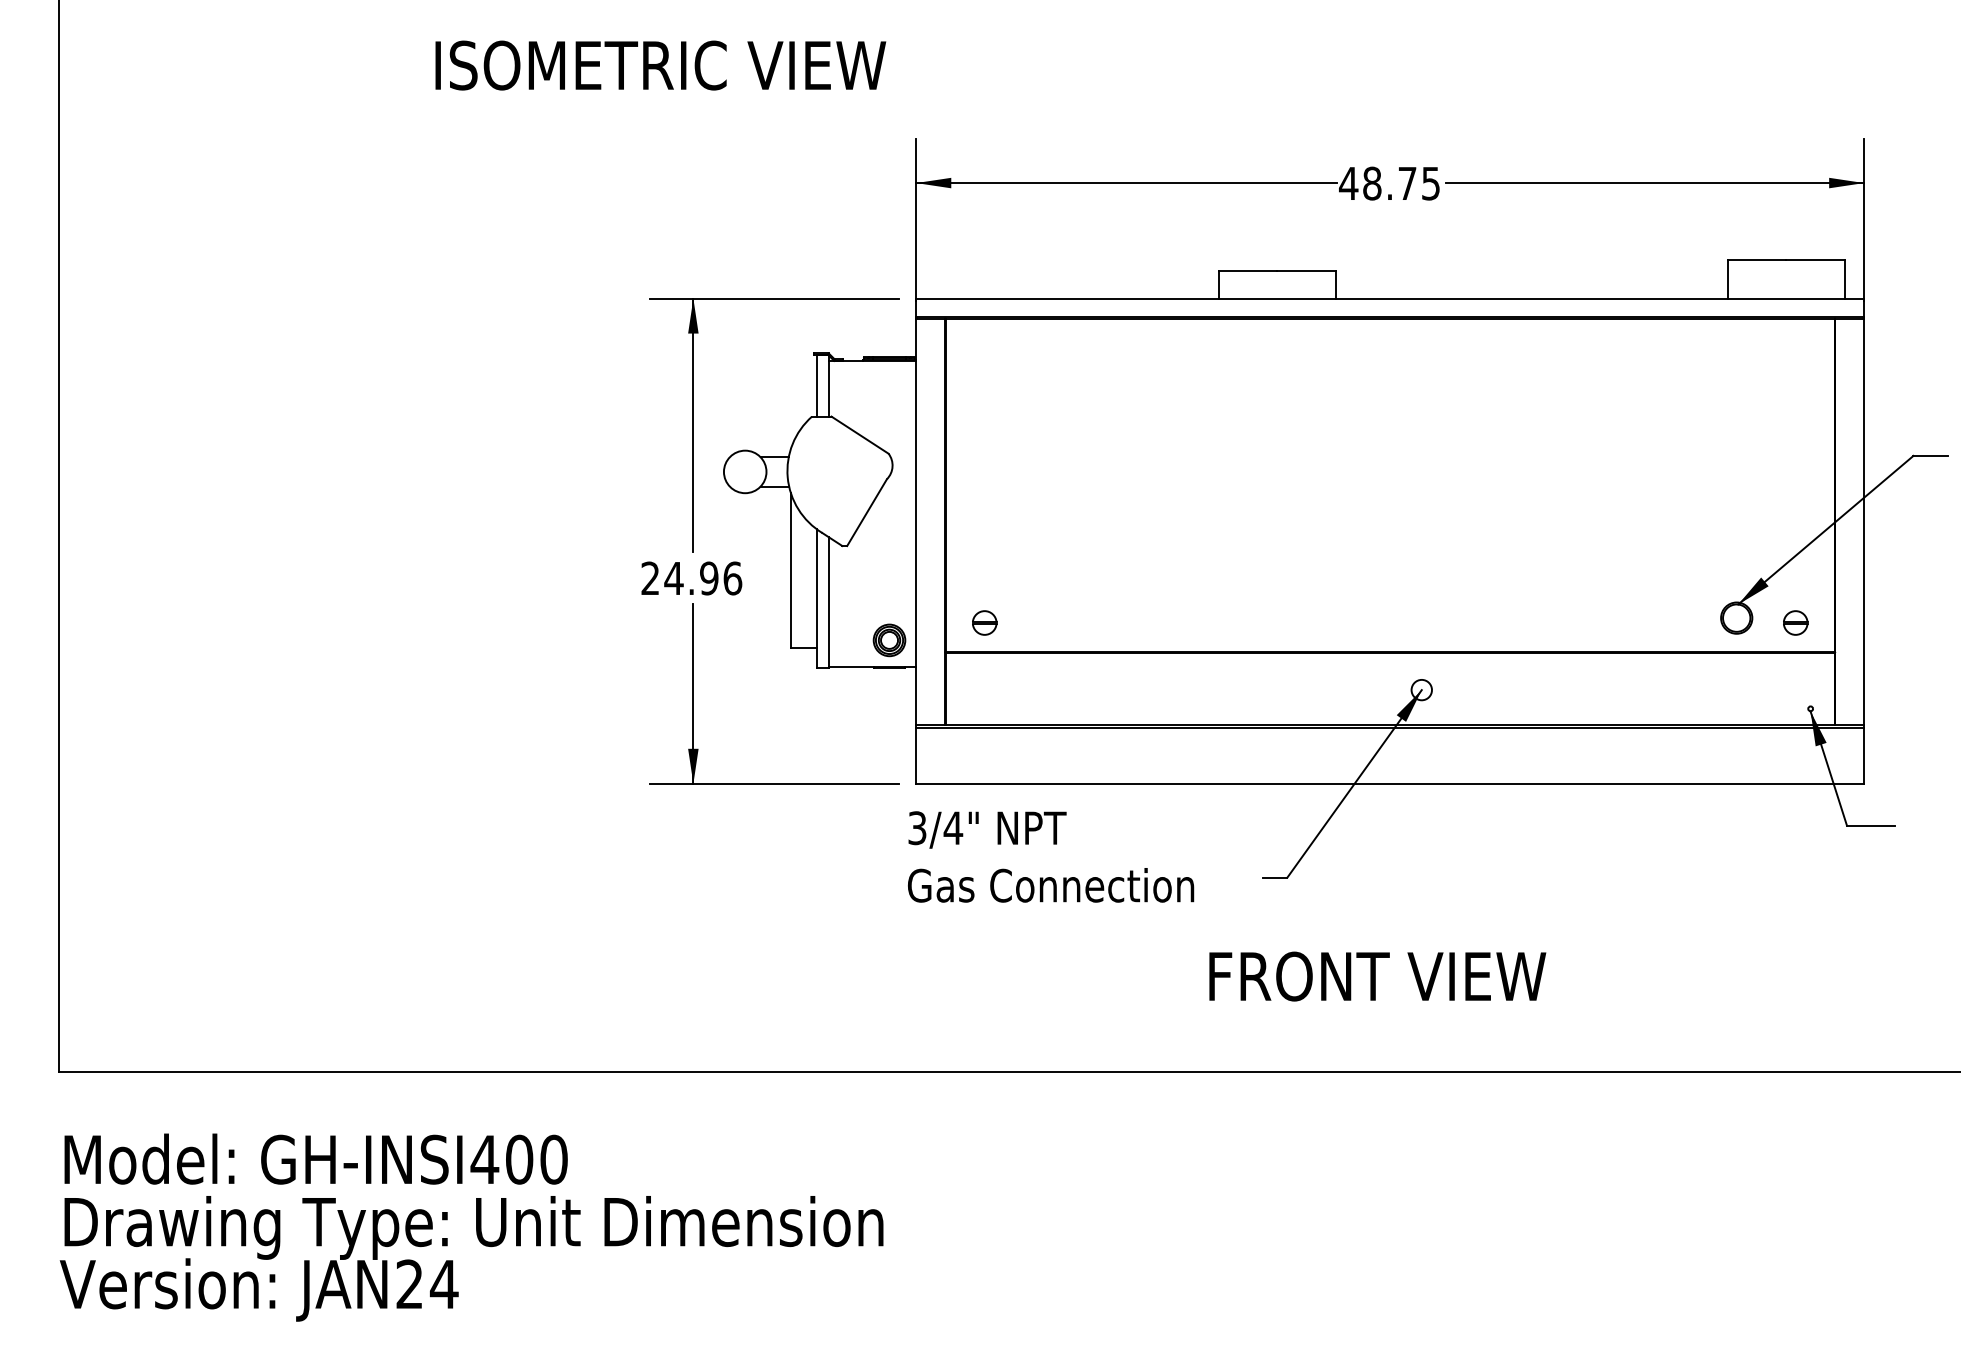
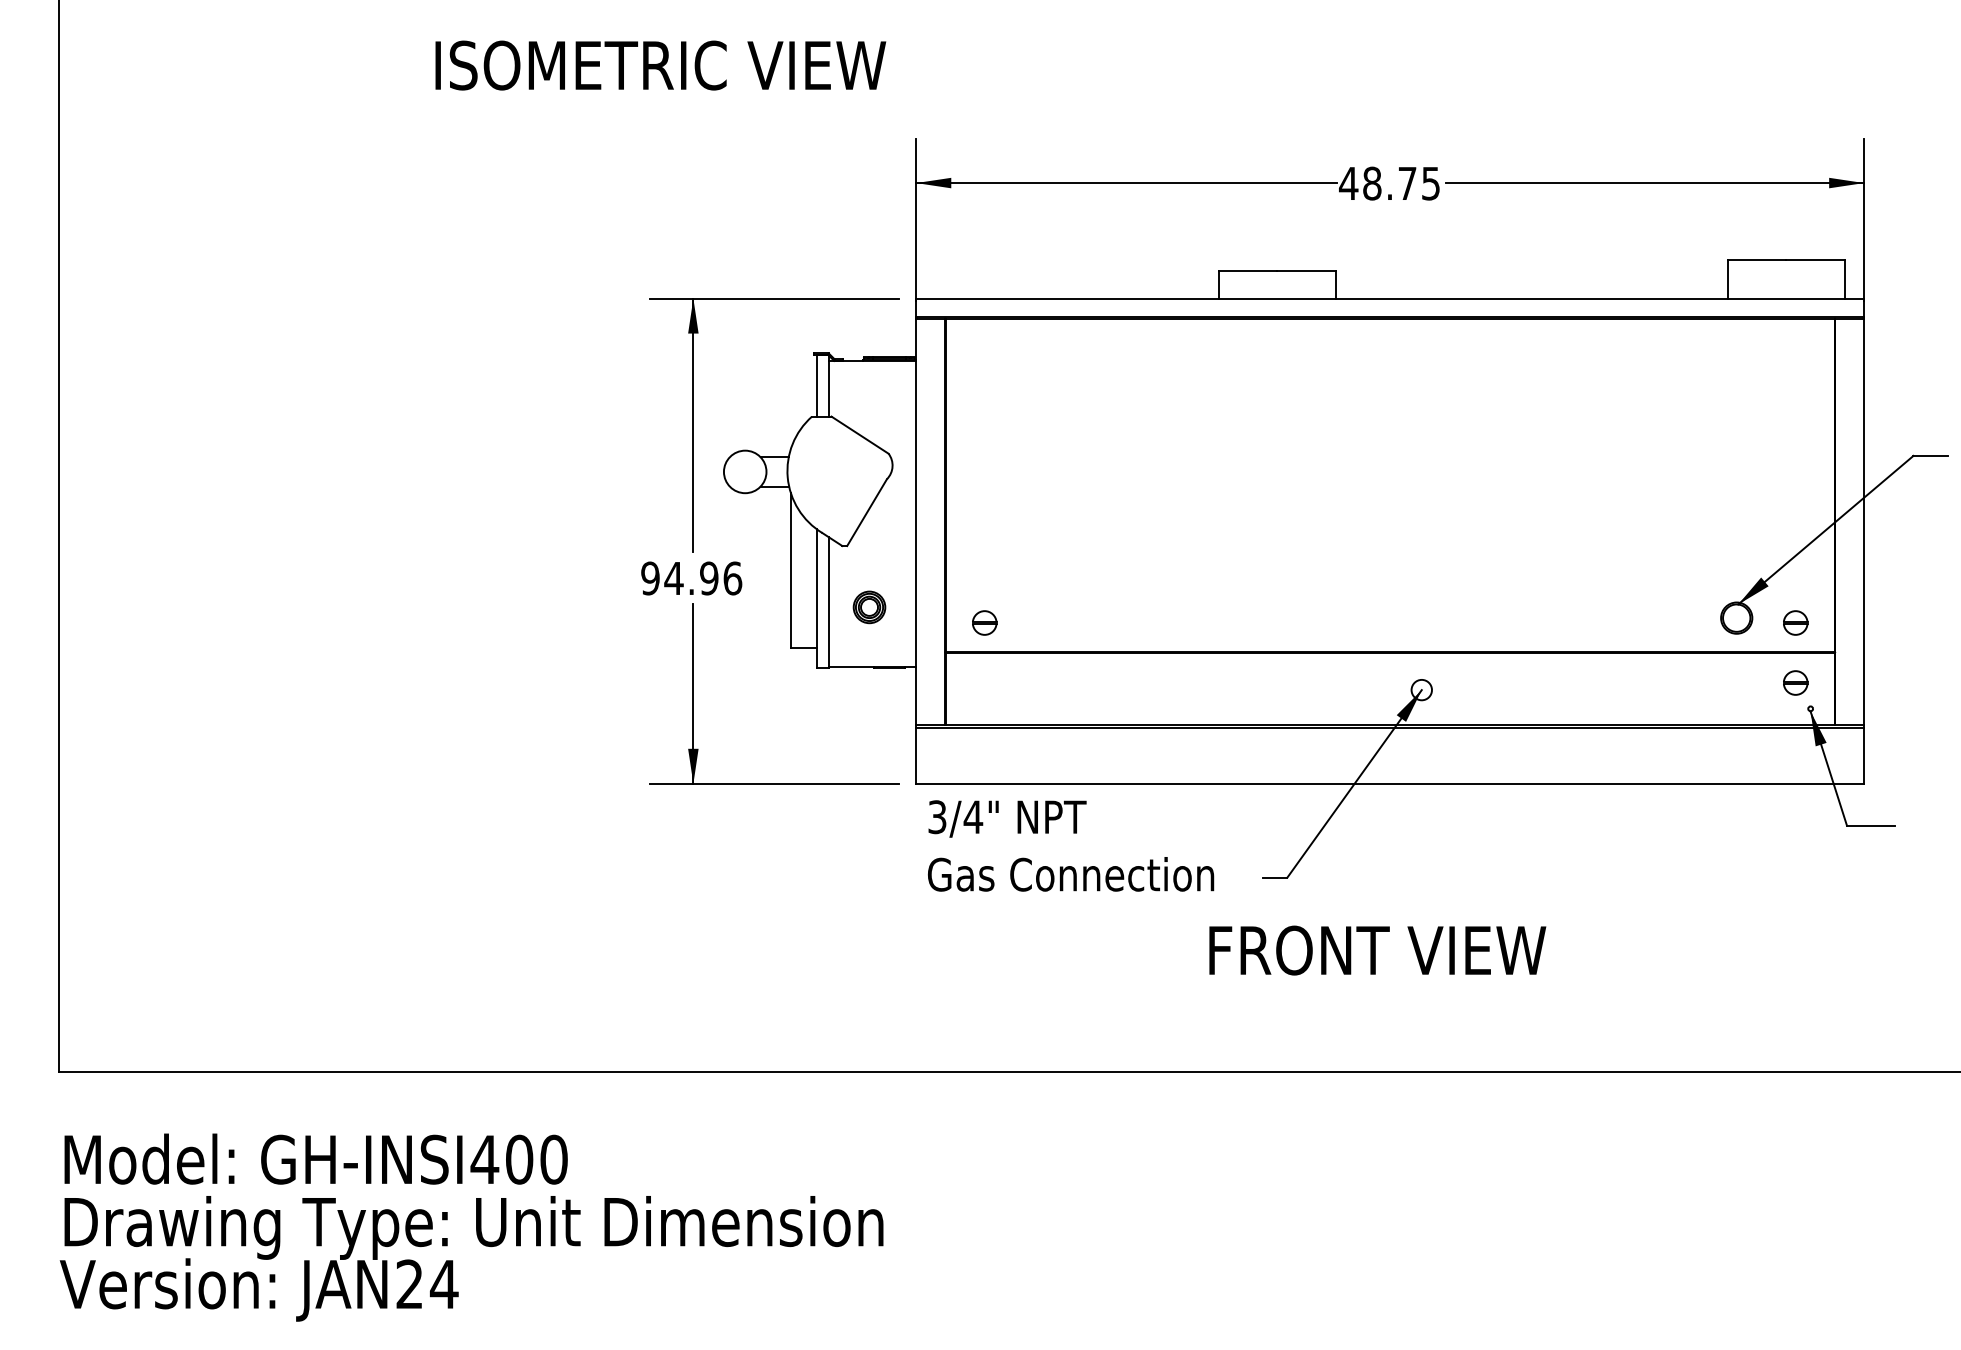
text: 24.96 -> 94.96 (650, 578)
part position: (889, 640) -> (869, 607) (869, 607)
part: none -> present (1795, 682)
text position: (1051, 856) -> (1071, 845) (1071, 845)
text position: (1377, 976) -> (1377, 950) (1377, 950)
